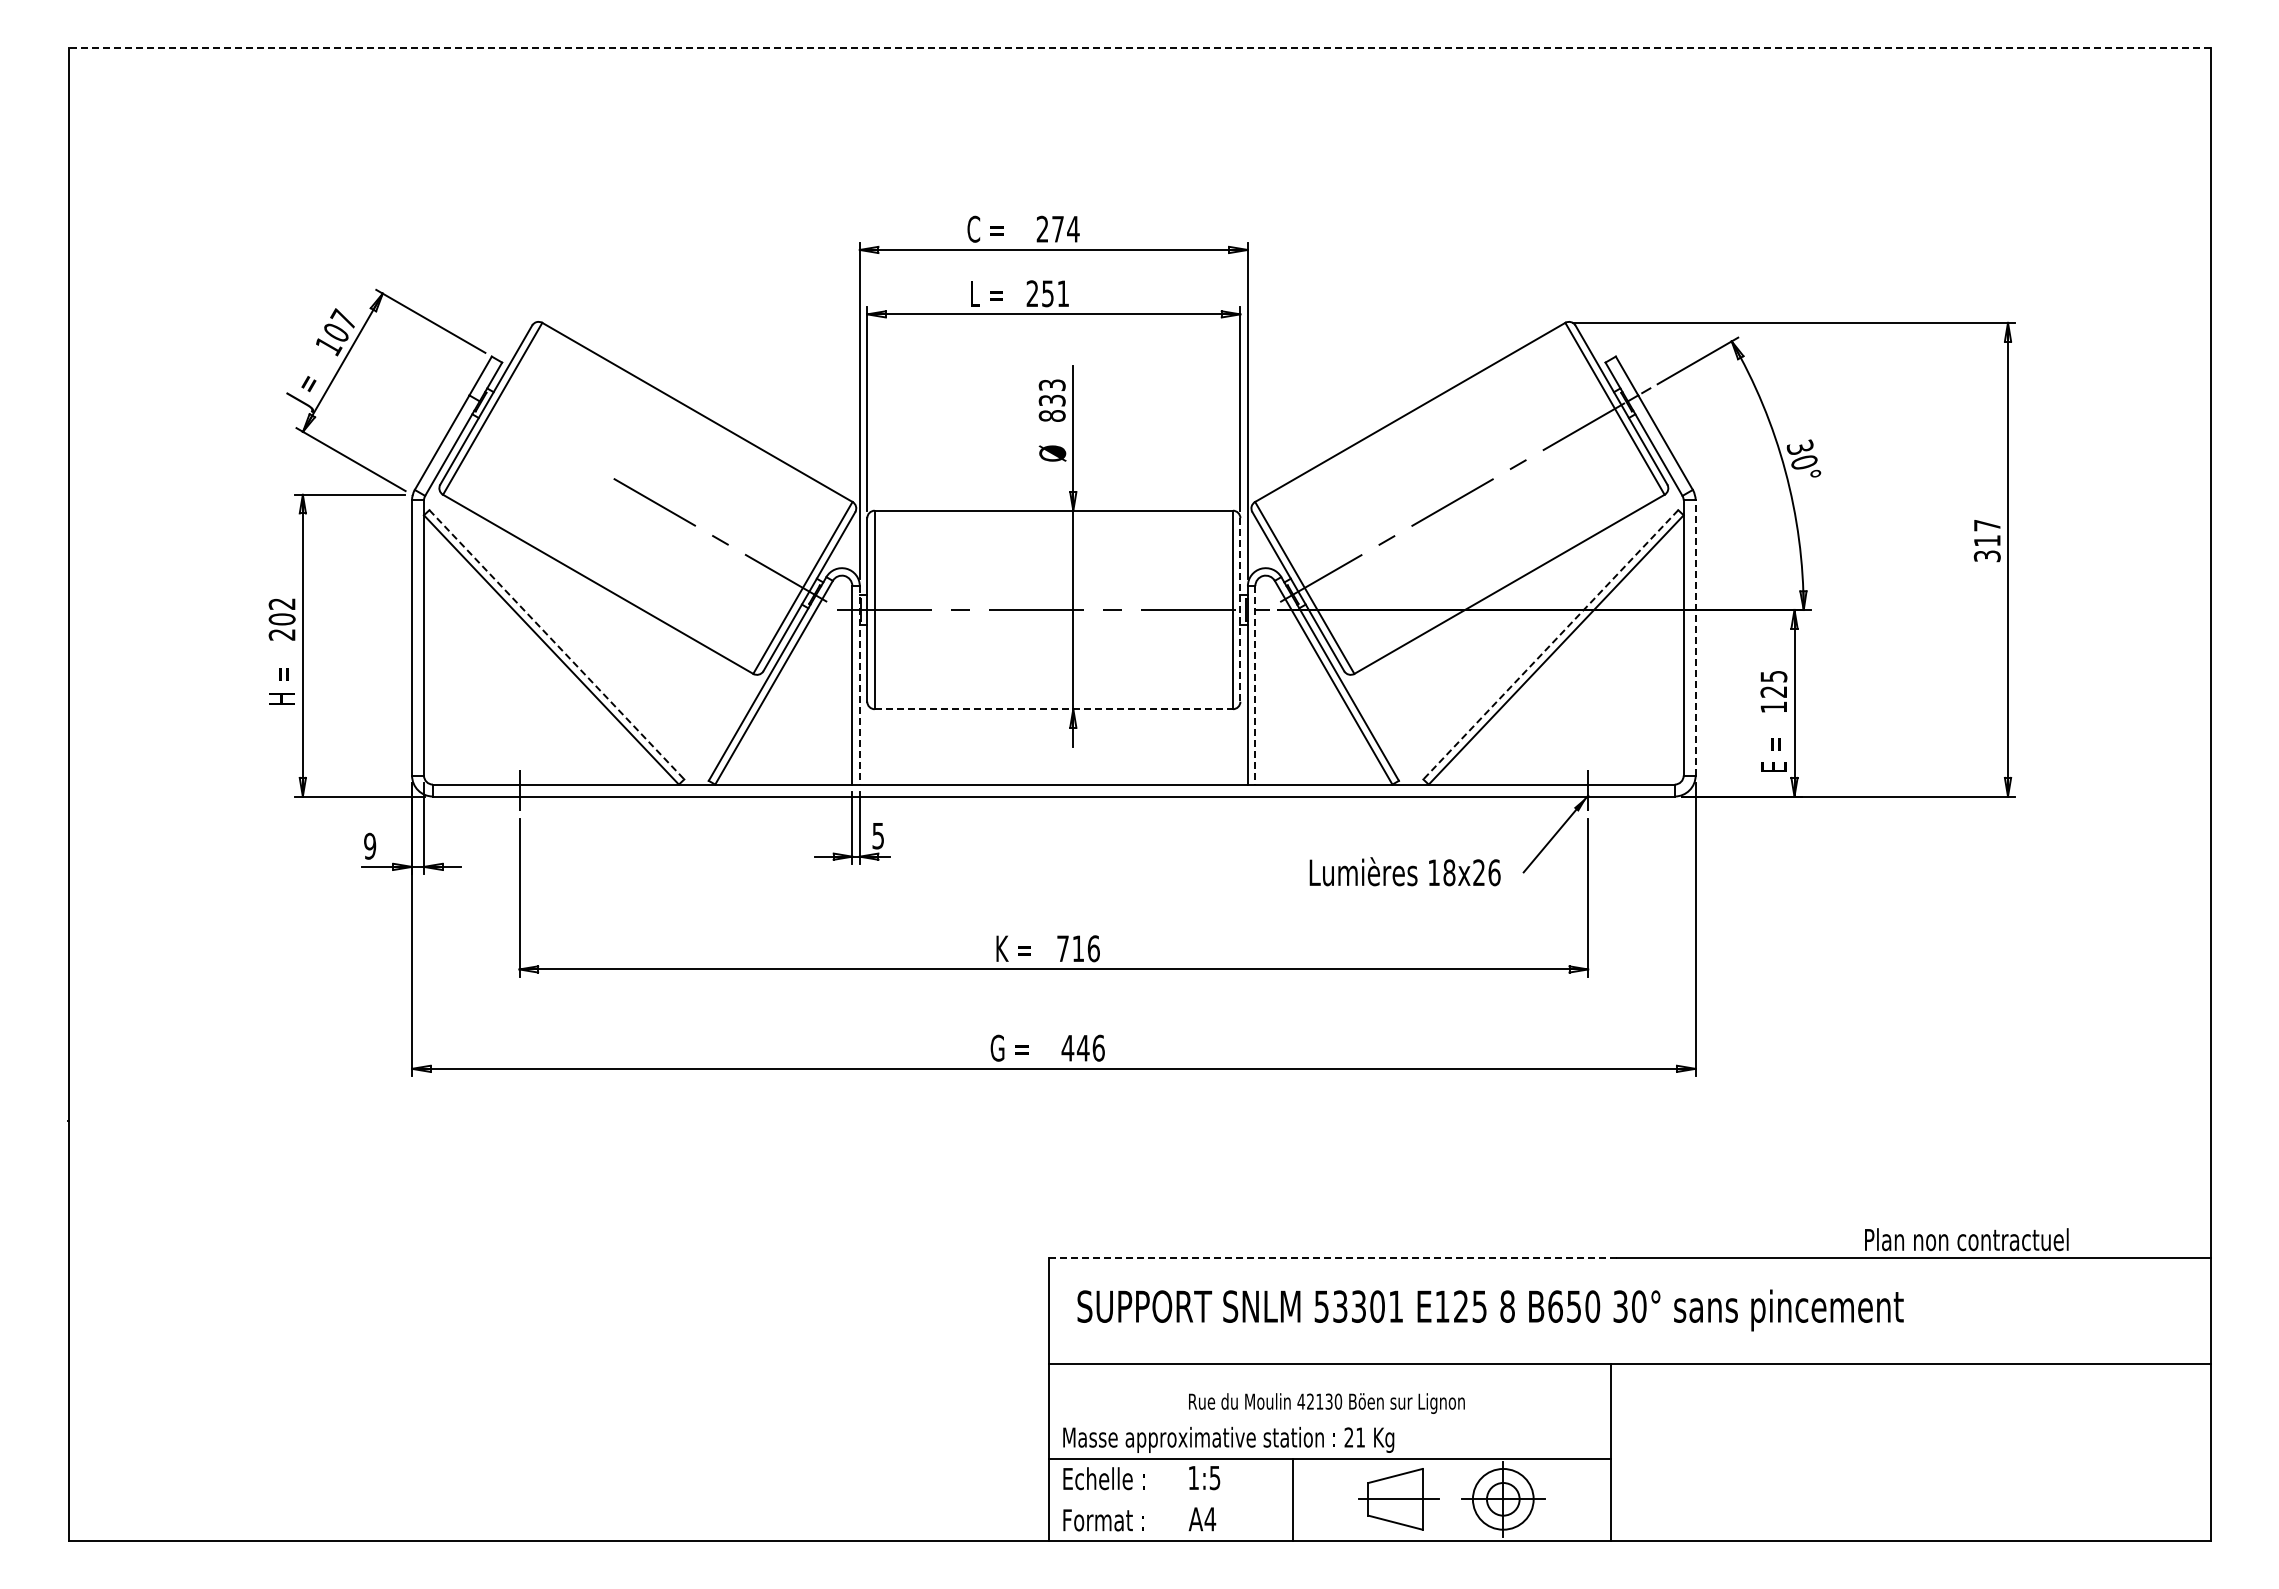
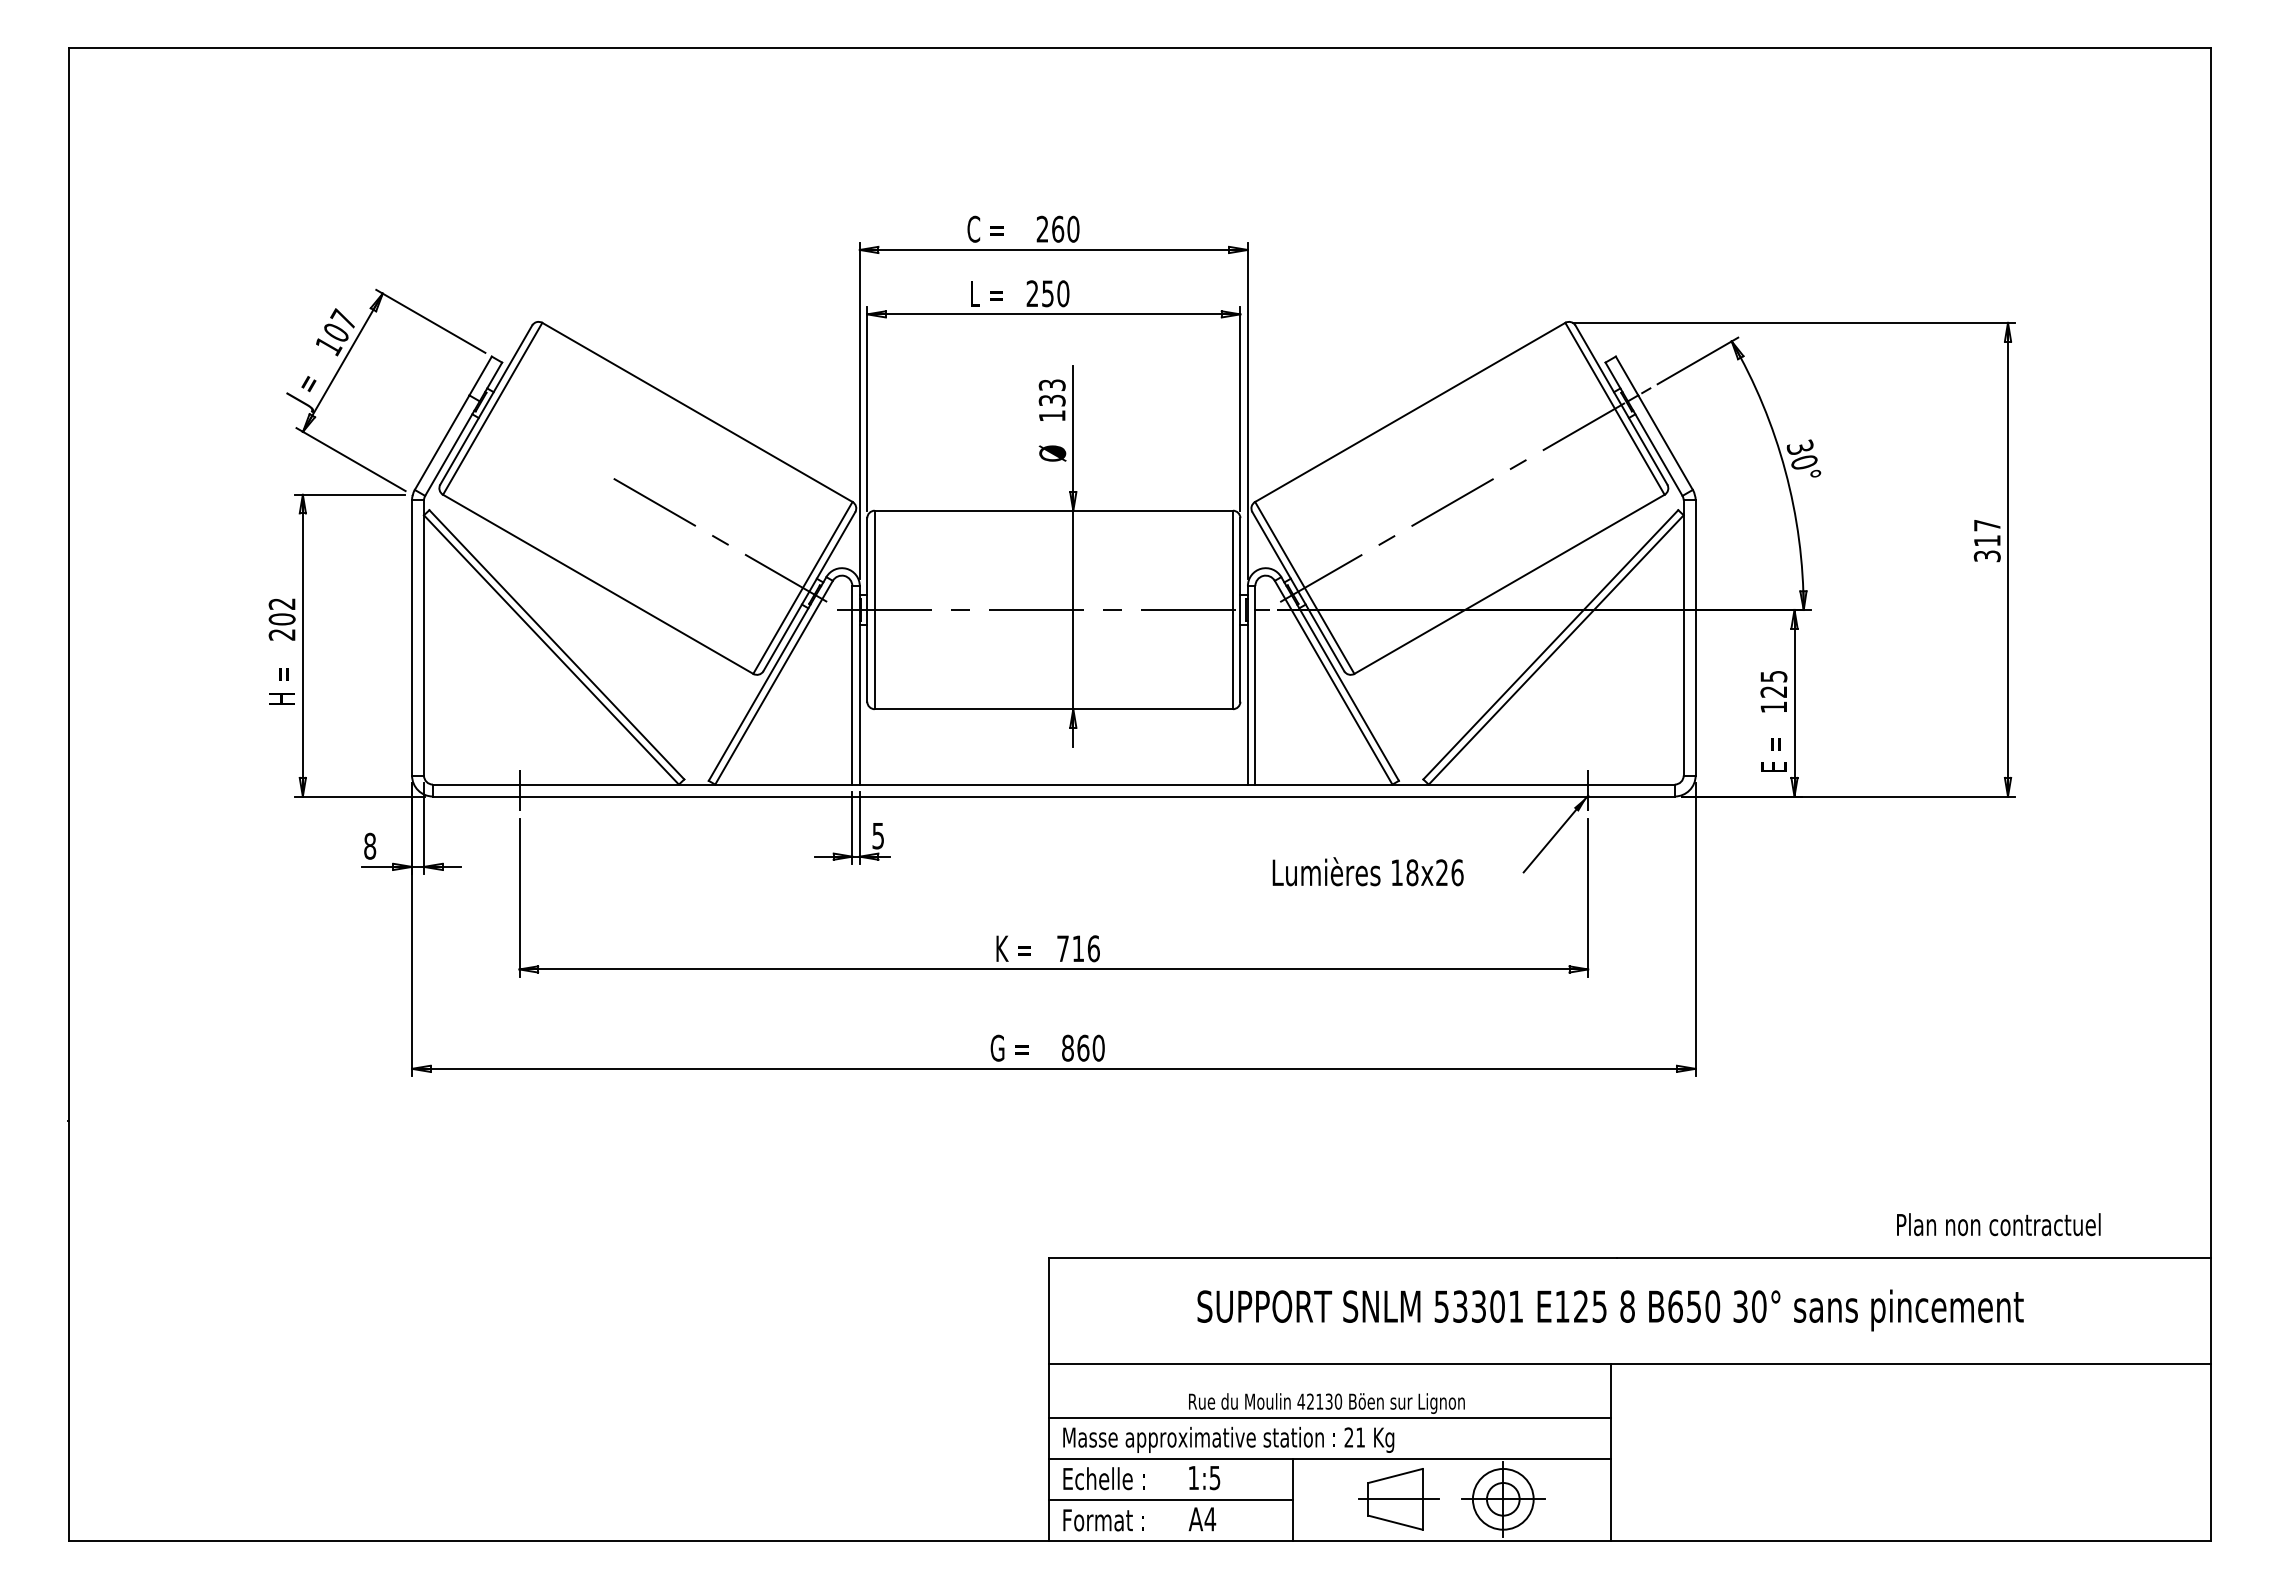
line: dashed -> solid (1139, 47)
text: 274 -> 260 (1065, 228)
text: 251 -> 250 (1063, 293)
text: 833 -> 133 (1051, 415)
line: dashed -> solid (1240, 609)
line: dashed -> solid (1695, 638)
line: dashed -> solid (557, 645)
line: dashed -> solid (1550, 645)
line: dashed -> solid (859, 685)
line: dashed -> solid (1255, 685)
line: dashed -> solid (1054, 709)
text: 9 -> 8 (370, 846)
text position: (1404, 871) -> (1367, 871) (1367, 871)
text: 446 -> 860 (1082, 1047)
text position: (1966, 1239) -> (1998, 1224) (1998, 1224)
line: dashed -> solid (1333, 1257)
text position: (1490, 1310) -> (1610, 1310) (1610, 1310)
line: none -> present (1330, 1418)
line: none -> present (1170, 1500)
